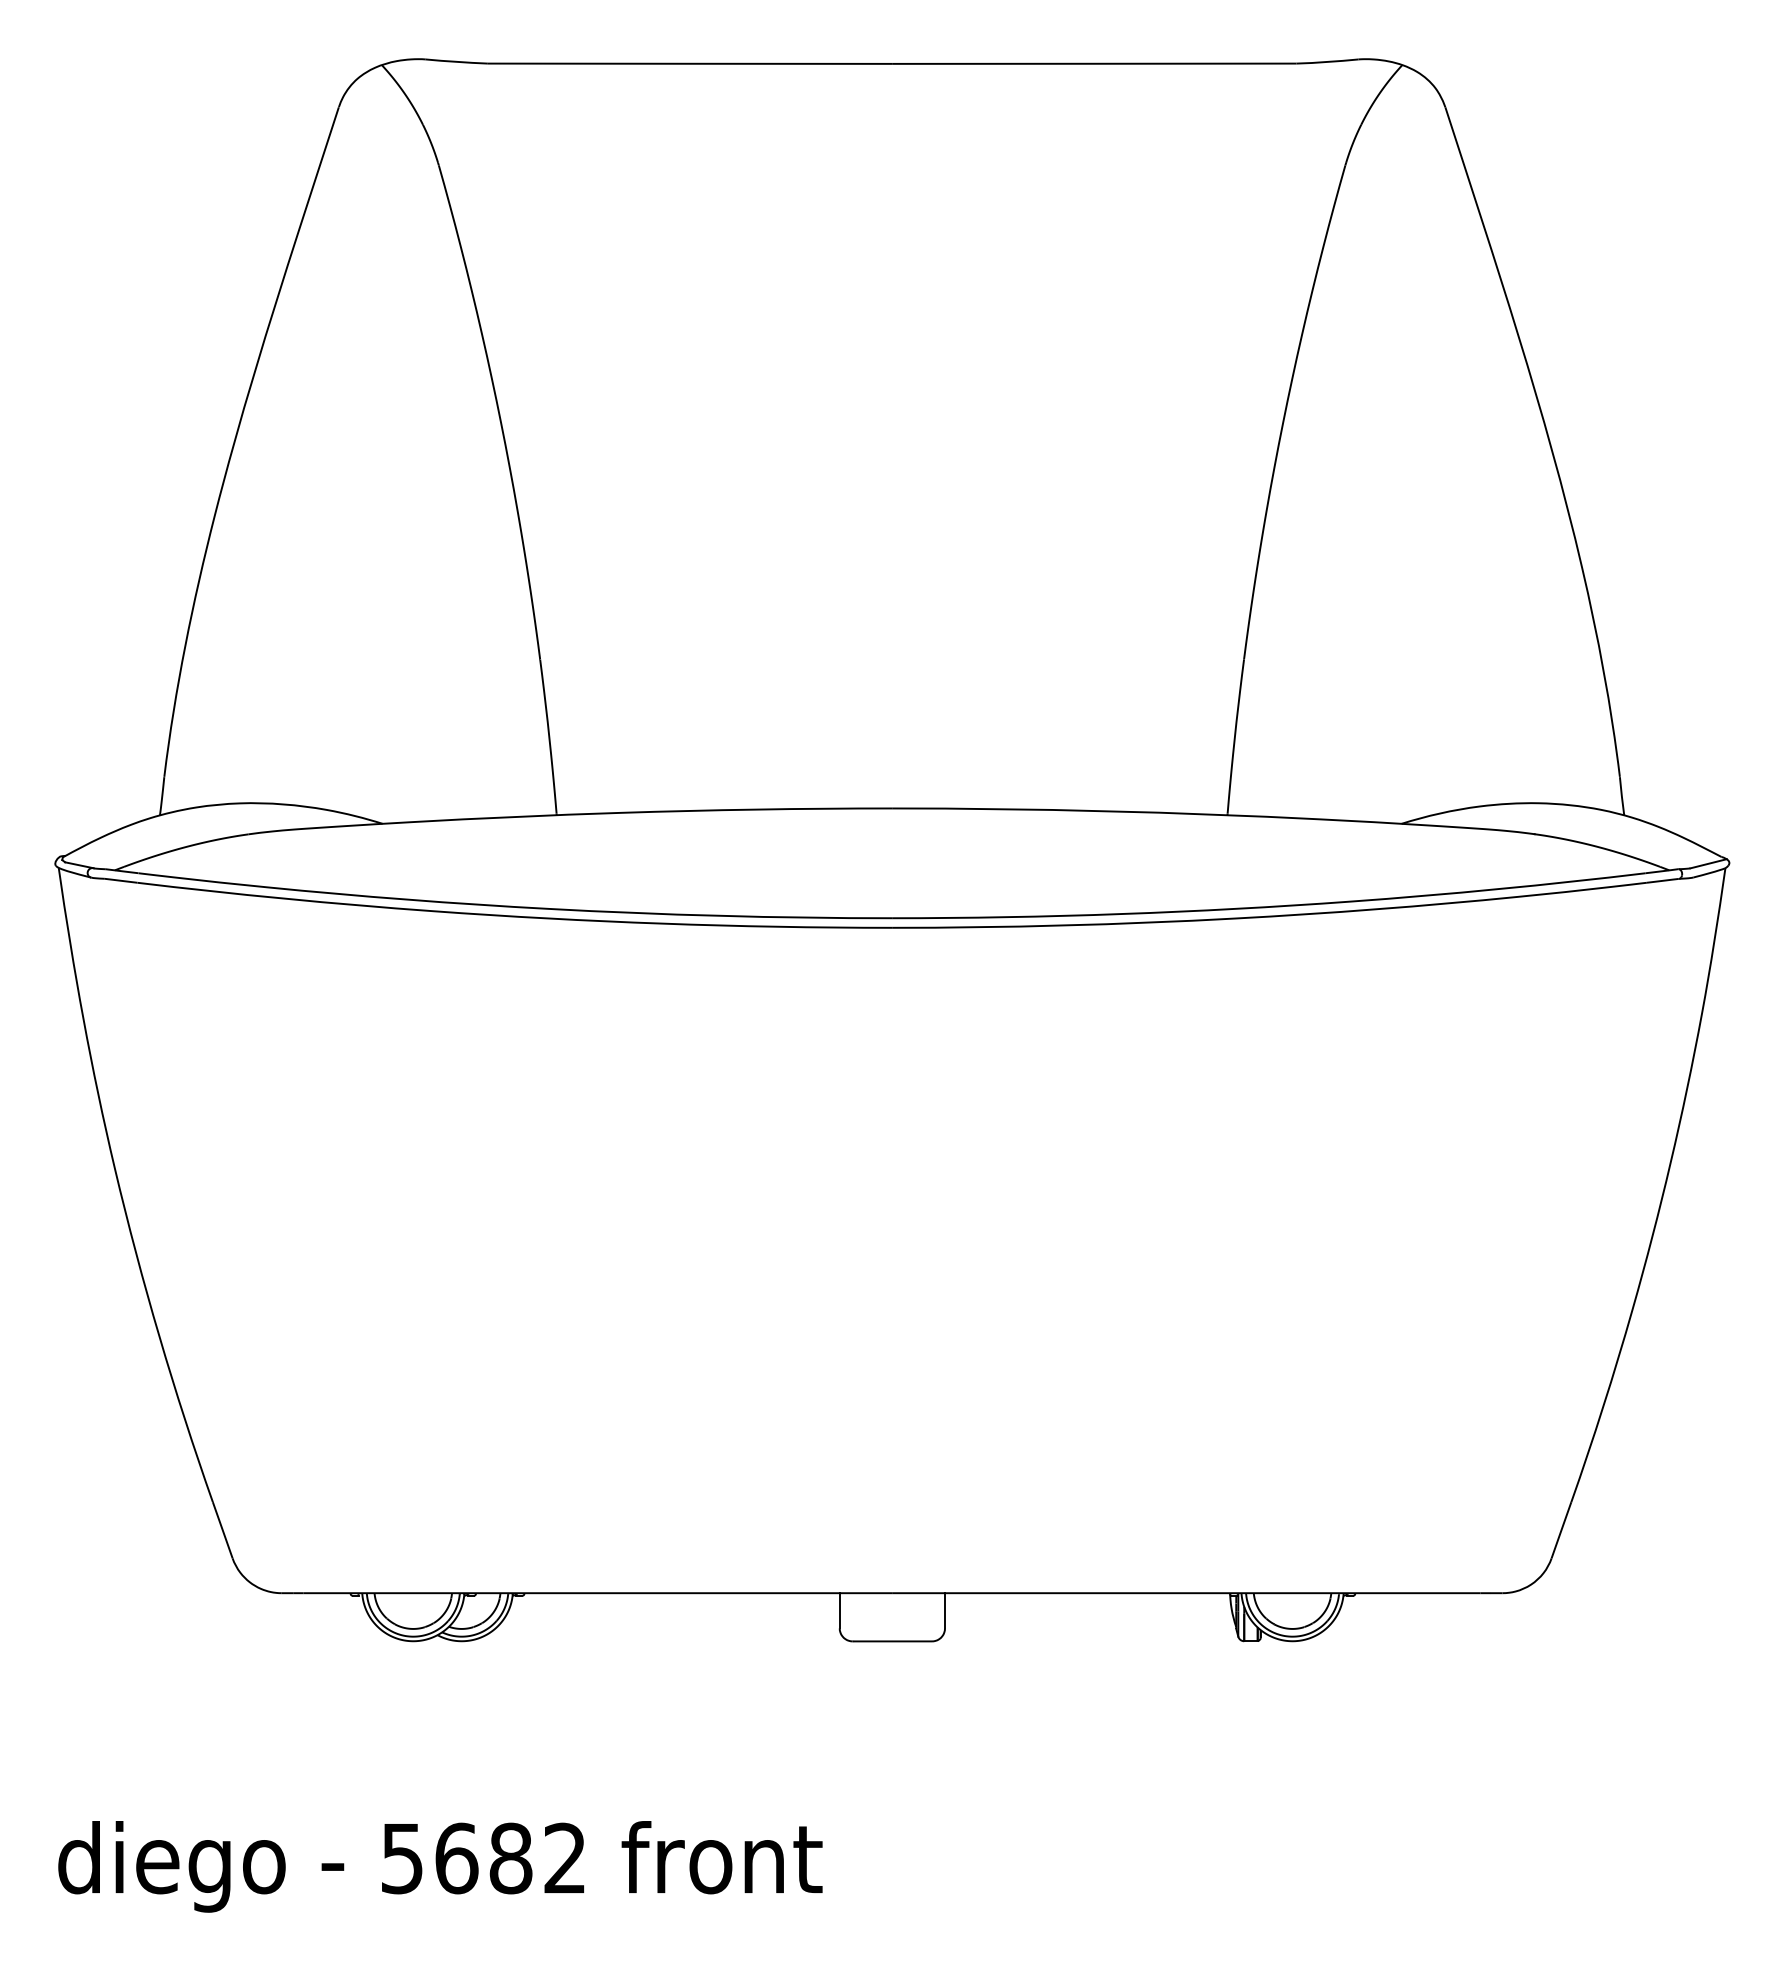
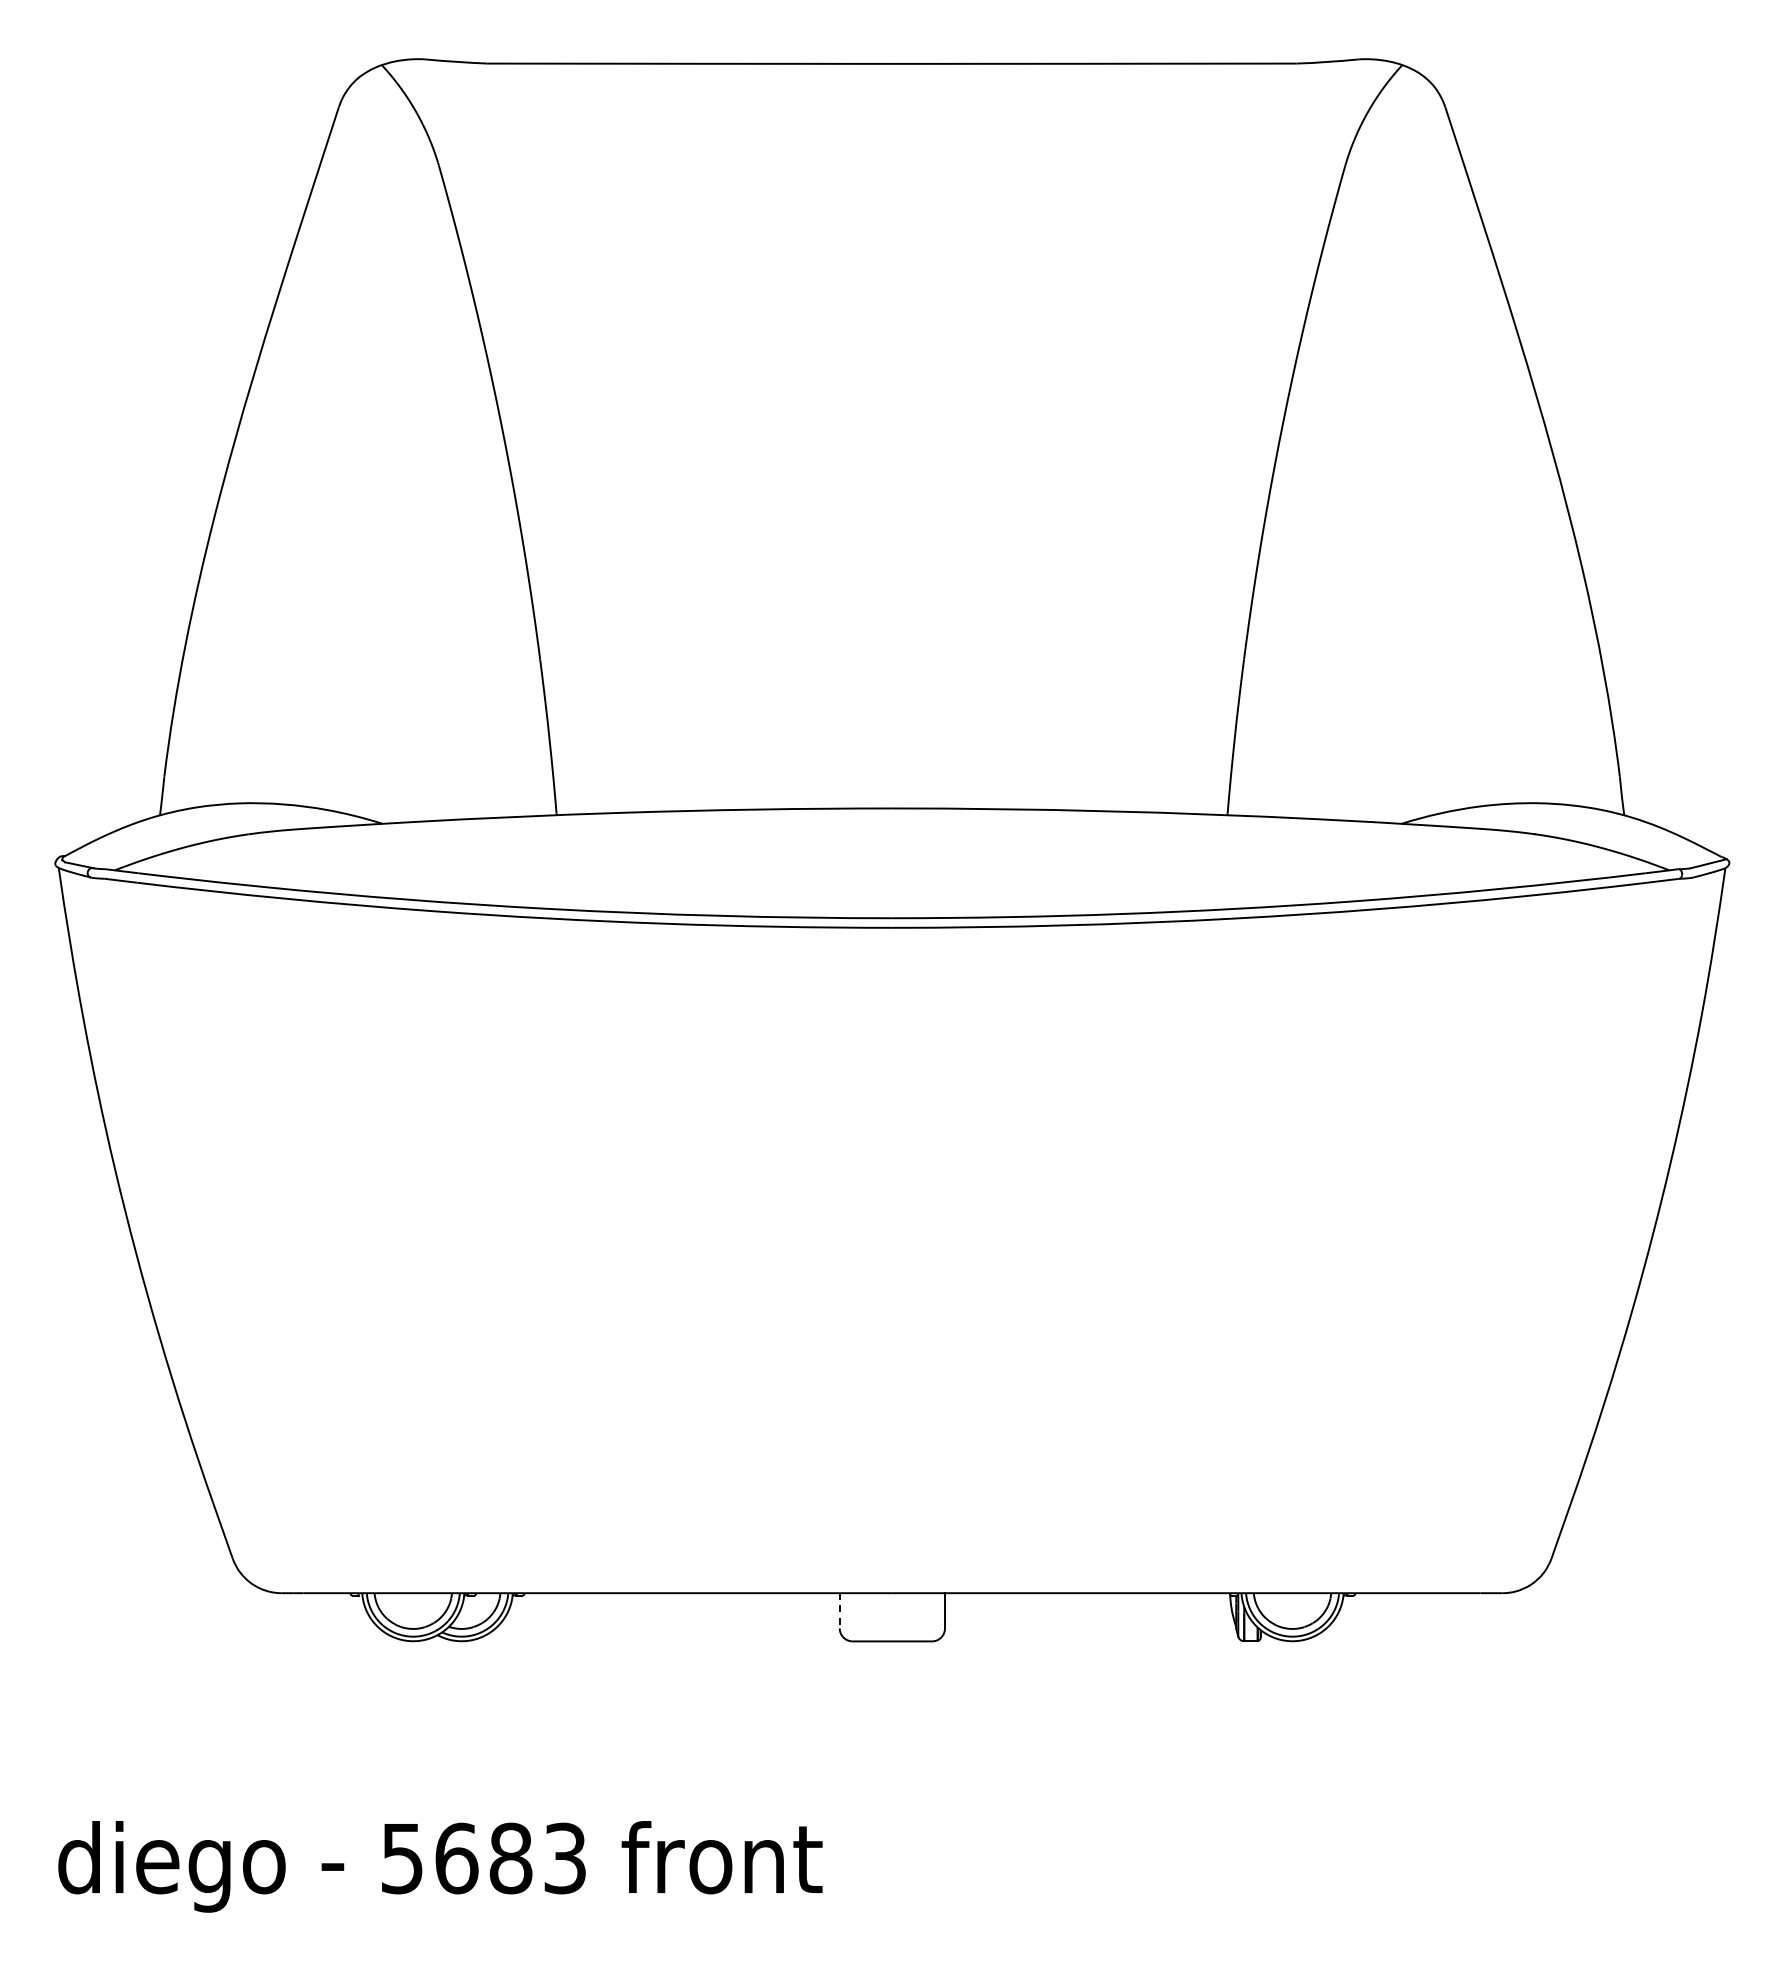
line: solid -> dashed (839, 1610)
text: 5682 -> 5683 (564, 1858)
